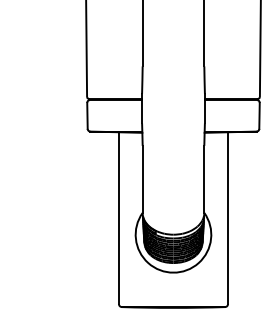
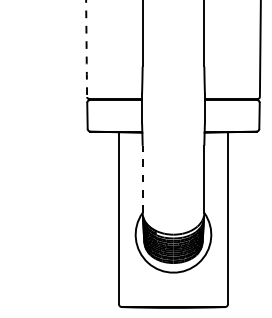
arc: solid -> dashed (86, 49)
line: solid -> dashed (142, 179)
